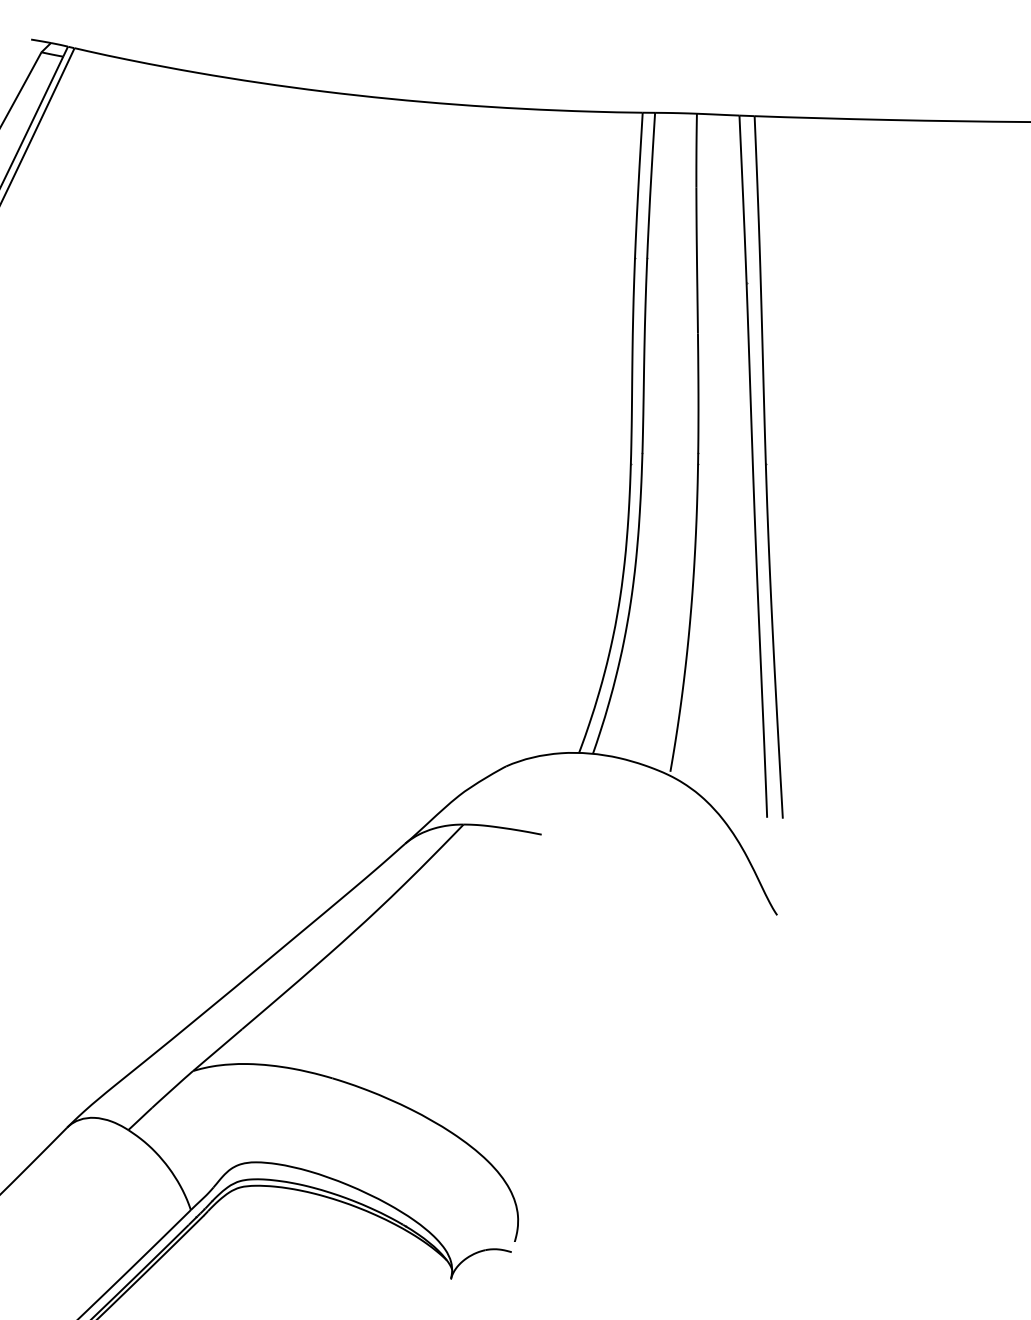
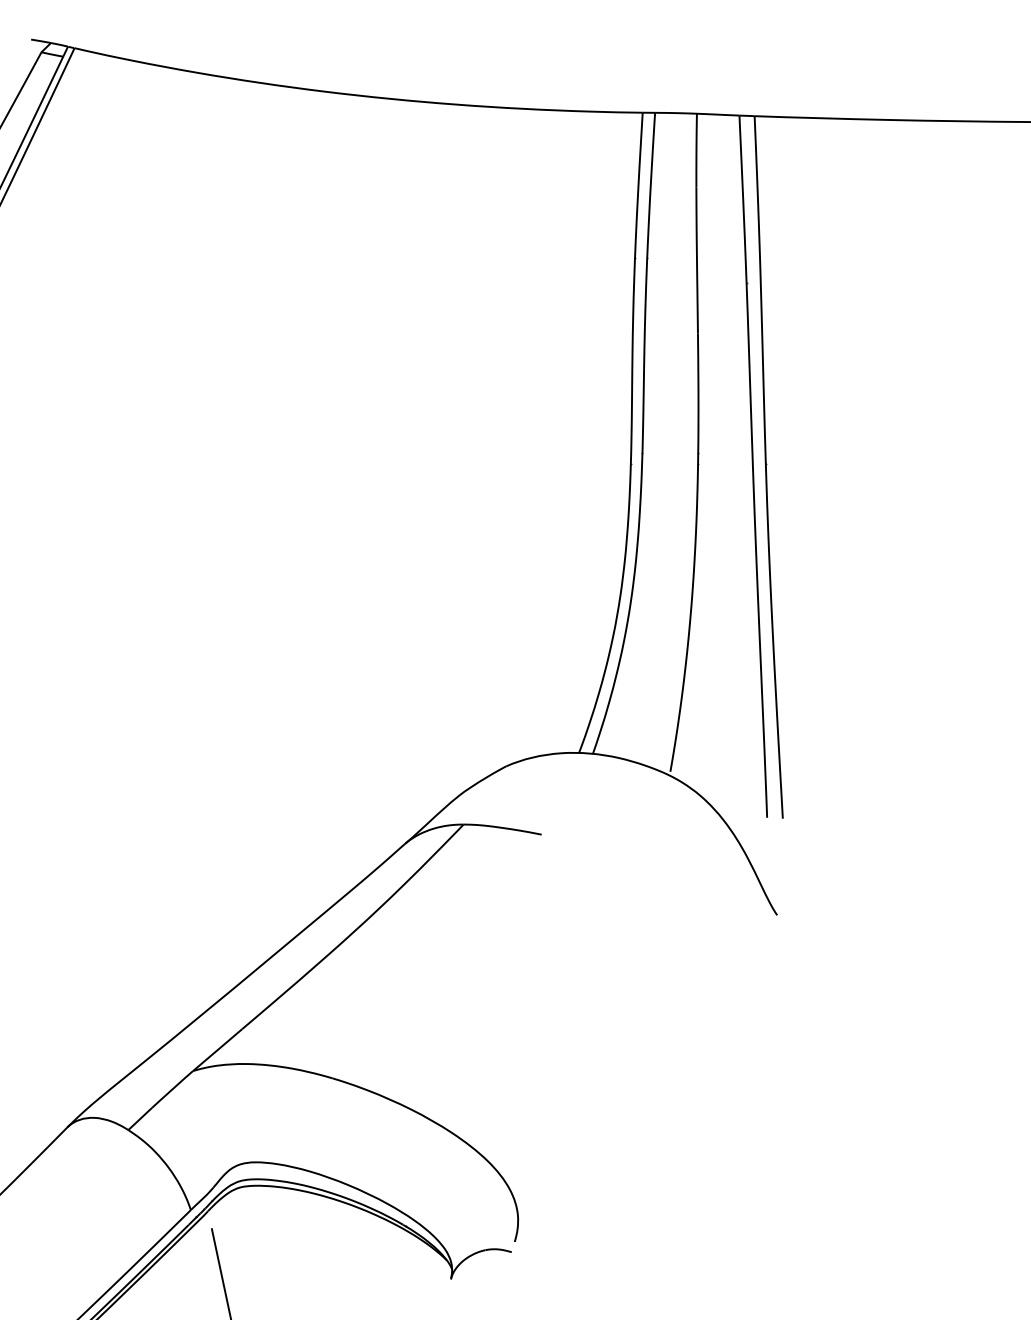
line: none -> present (220, 1272)
